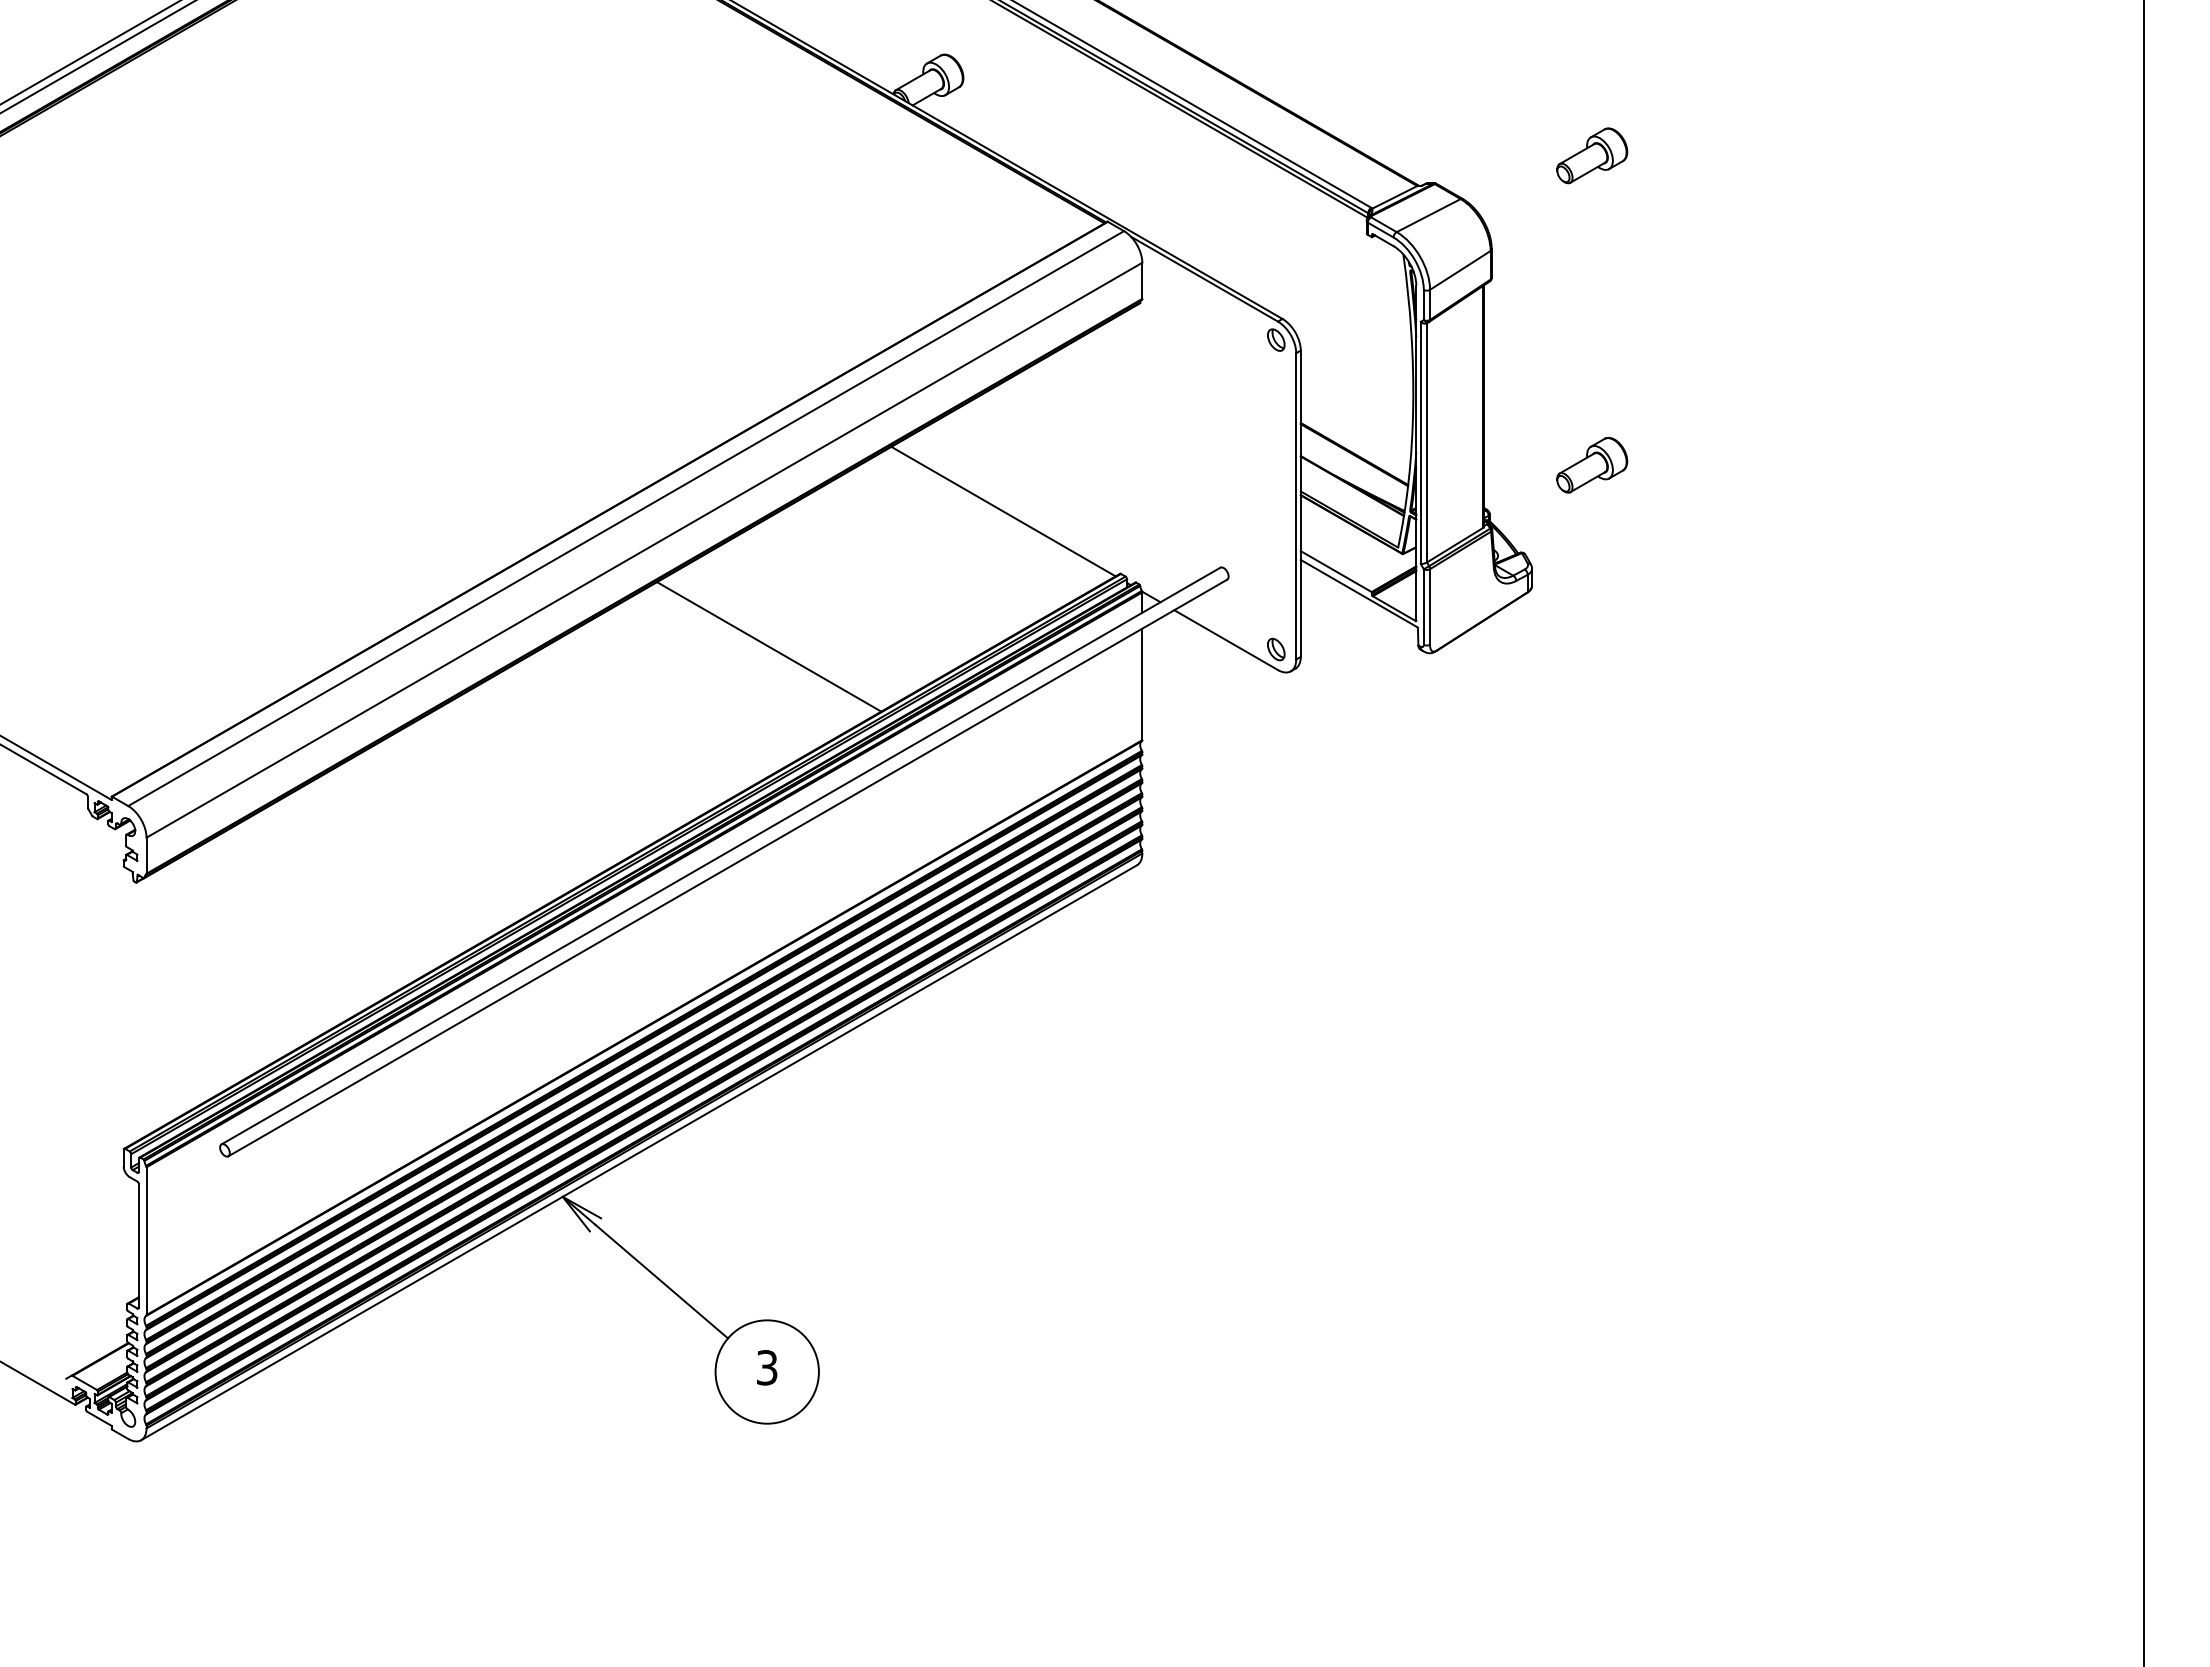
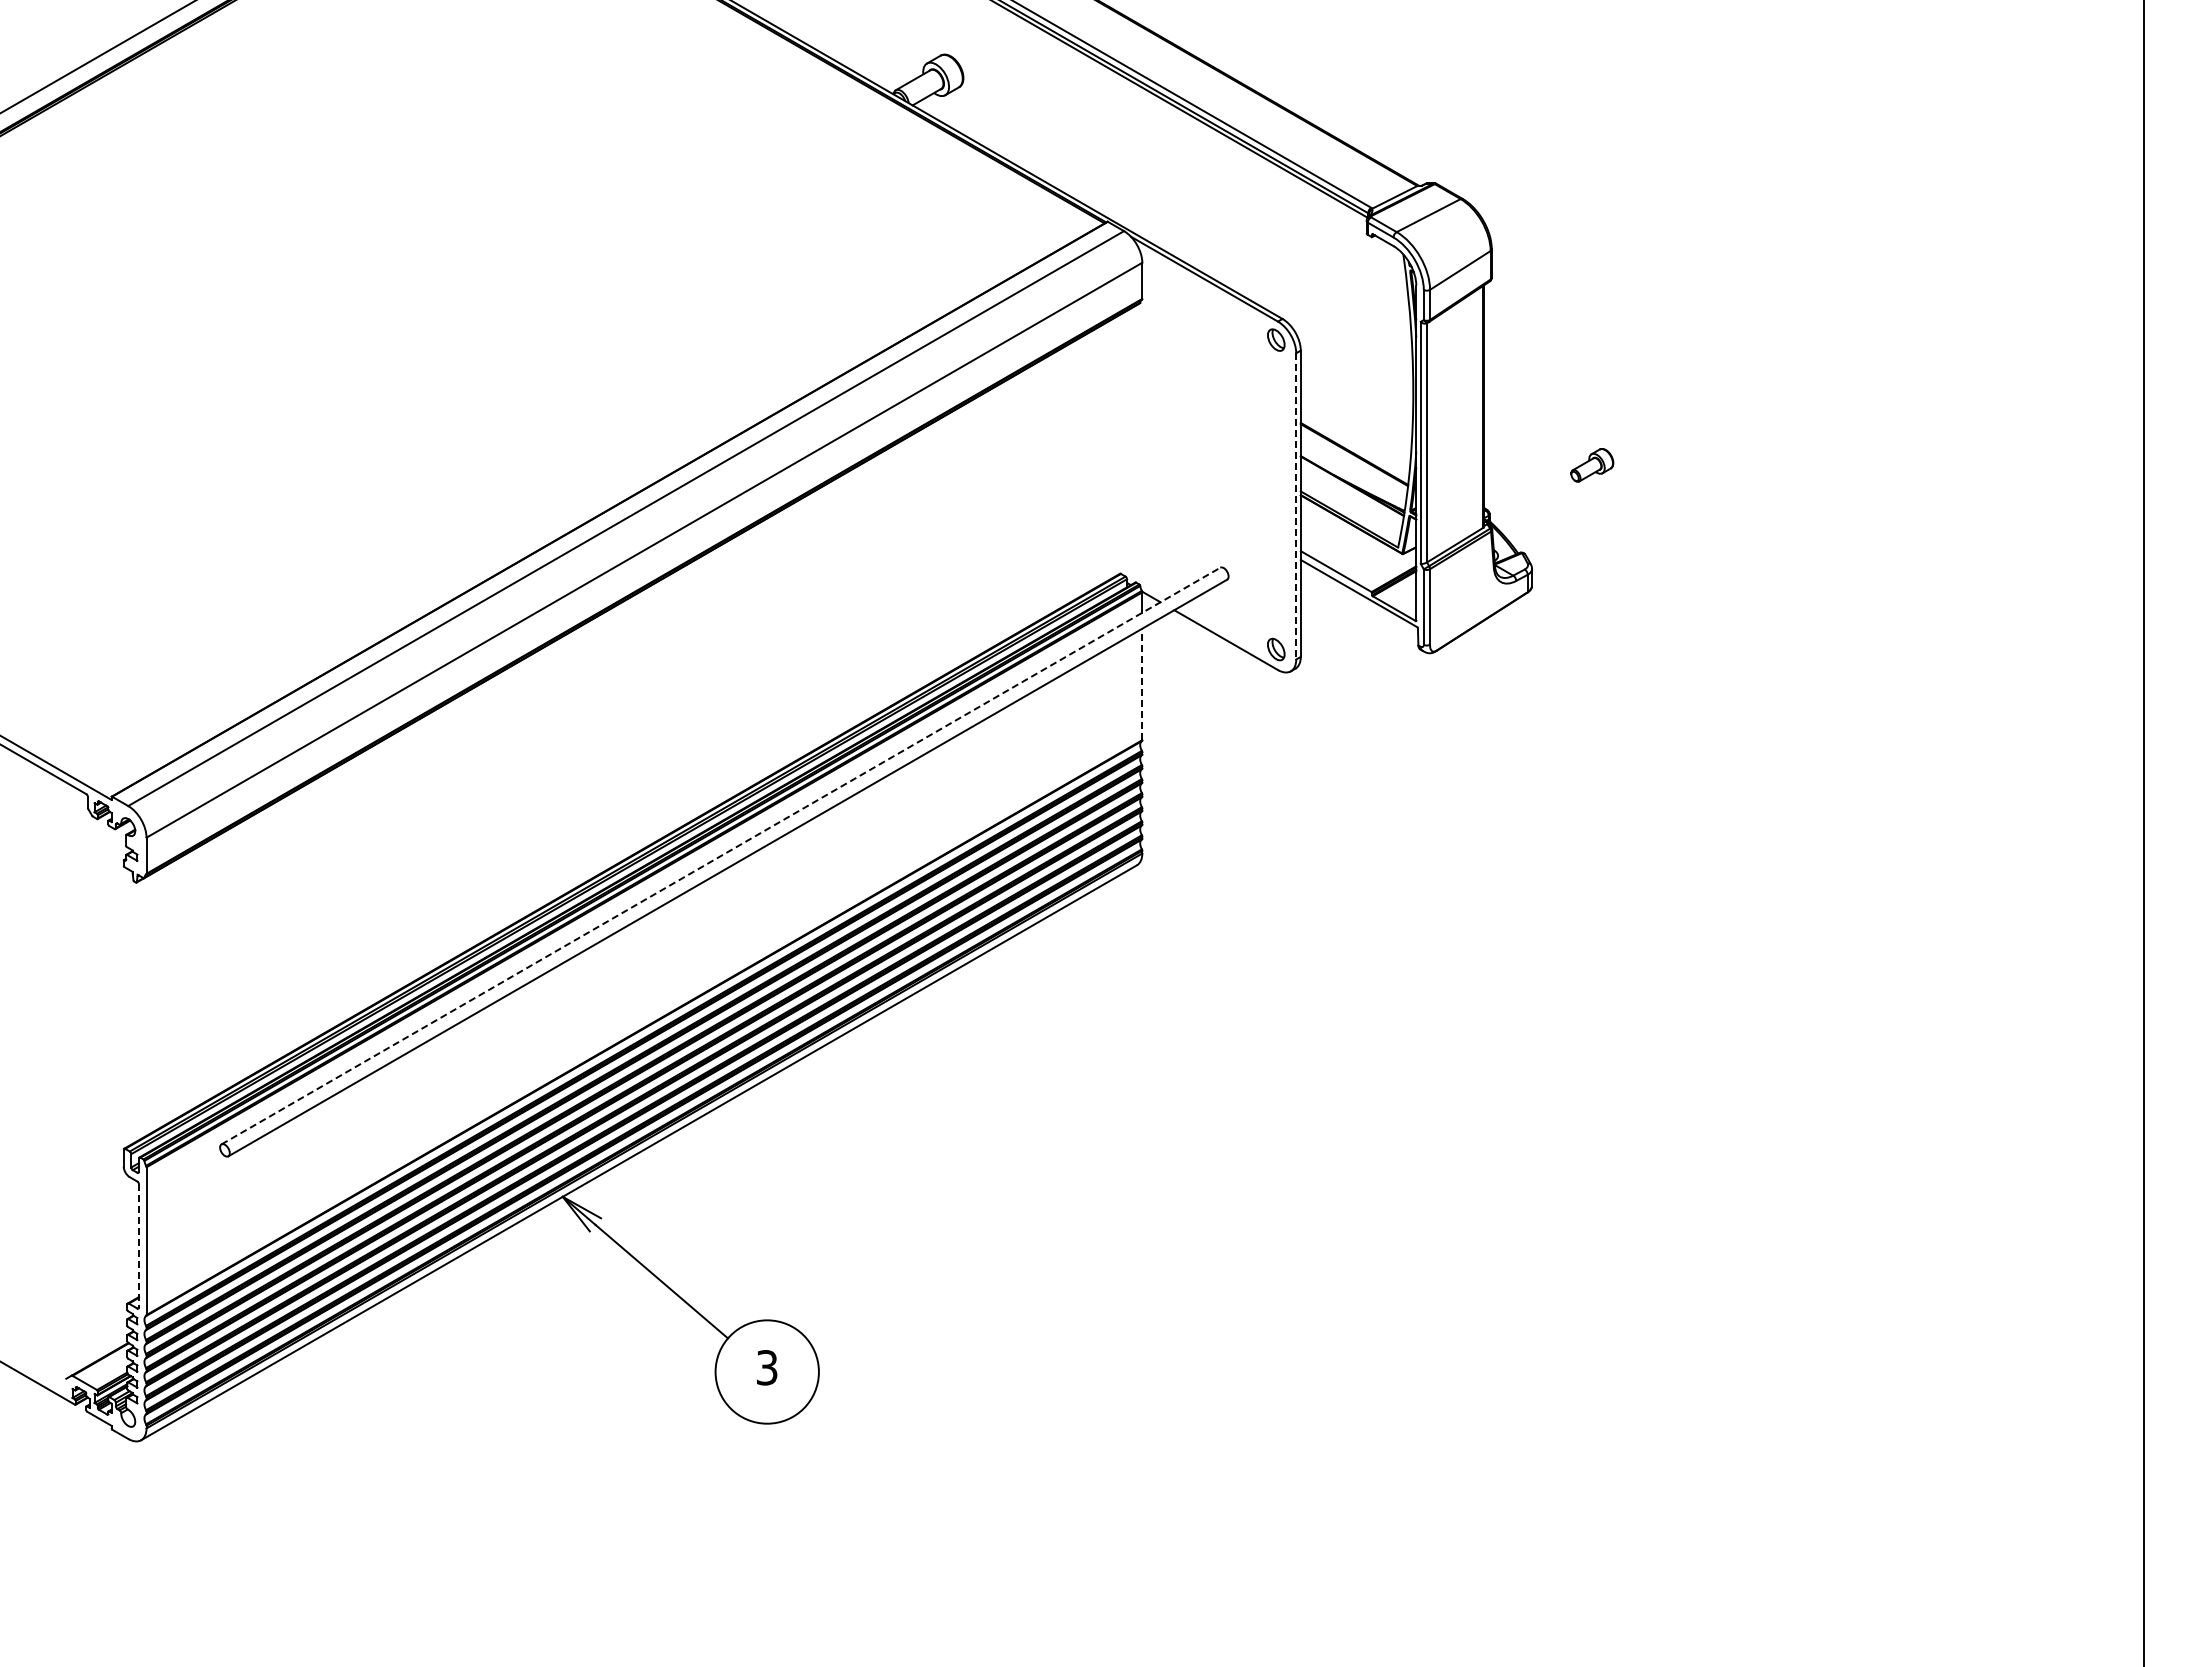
line: present -> none (89, 52)
part: present -> none (1592, 155)
part size: 73x57 px -> 45x35 px (1592, 465)
line: solid -> dashed (1296, 506)
line: present -> none (1003, 511)
line: present -> none (769, 646)
line: solid -> dashed (1142, 684)
line: solid -> dashed (720, 856)
line: solid -> dashed (138, 1245)
